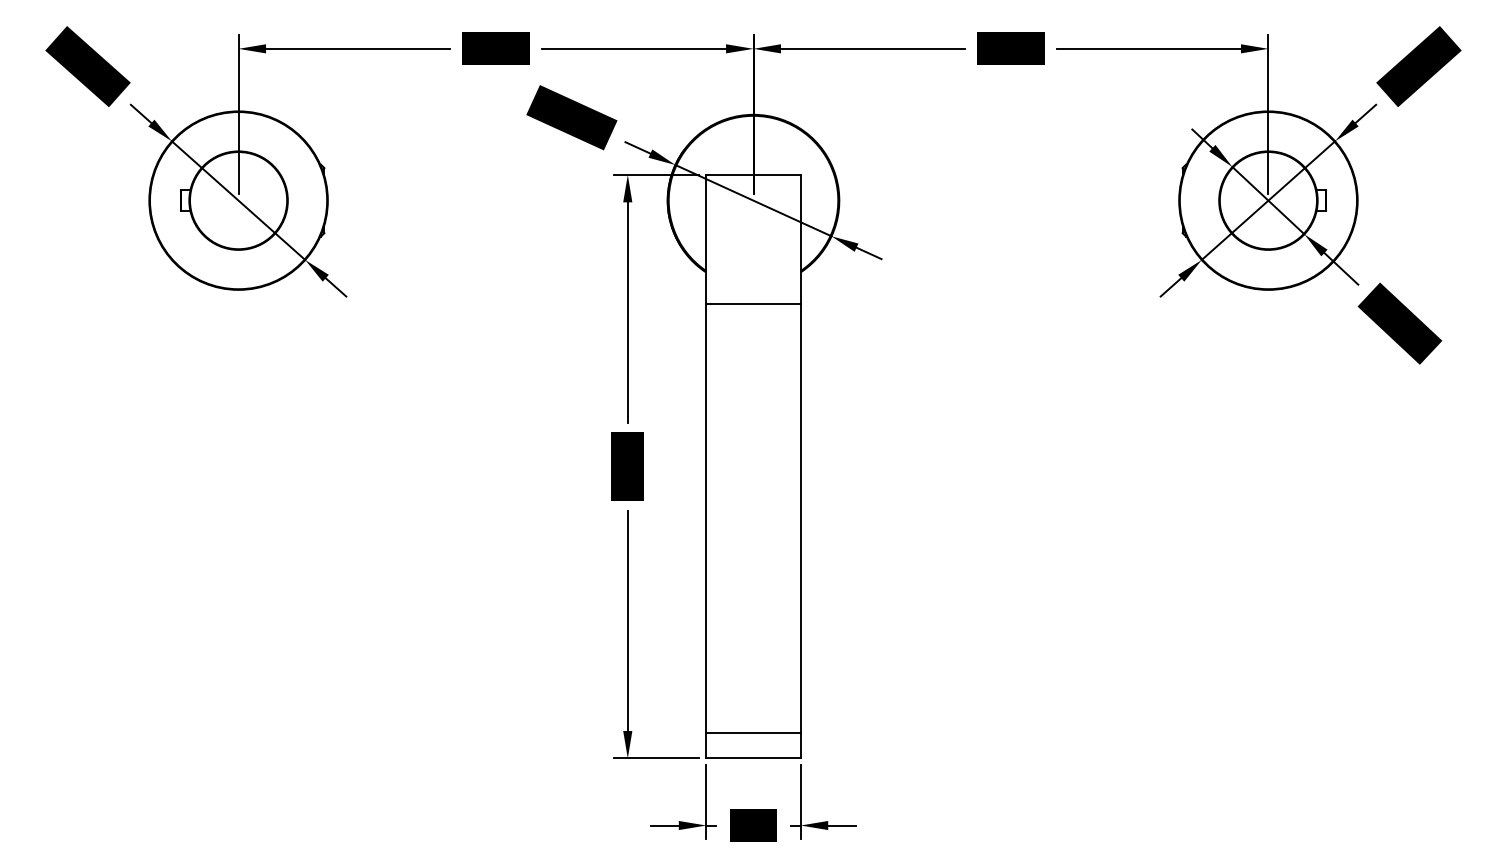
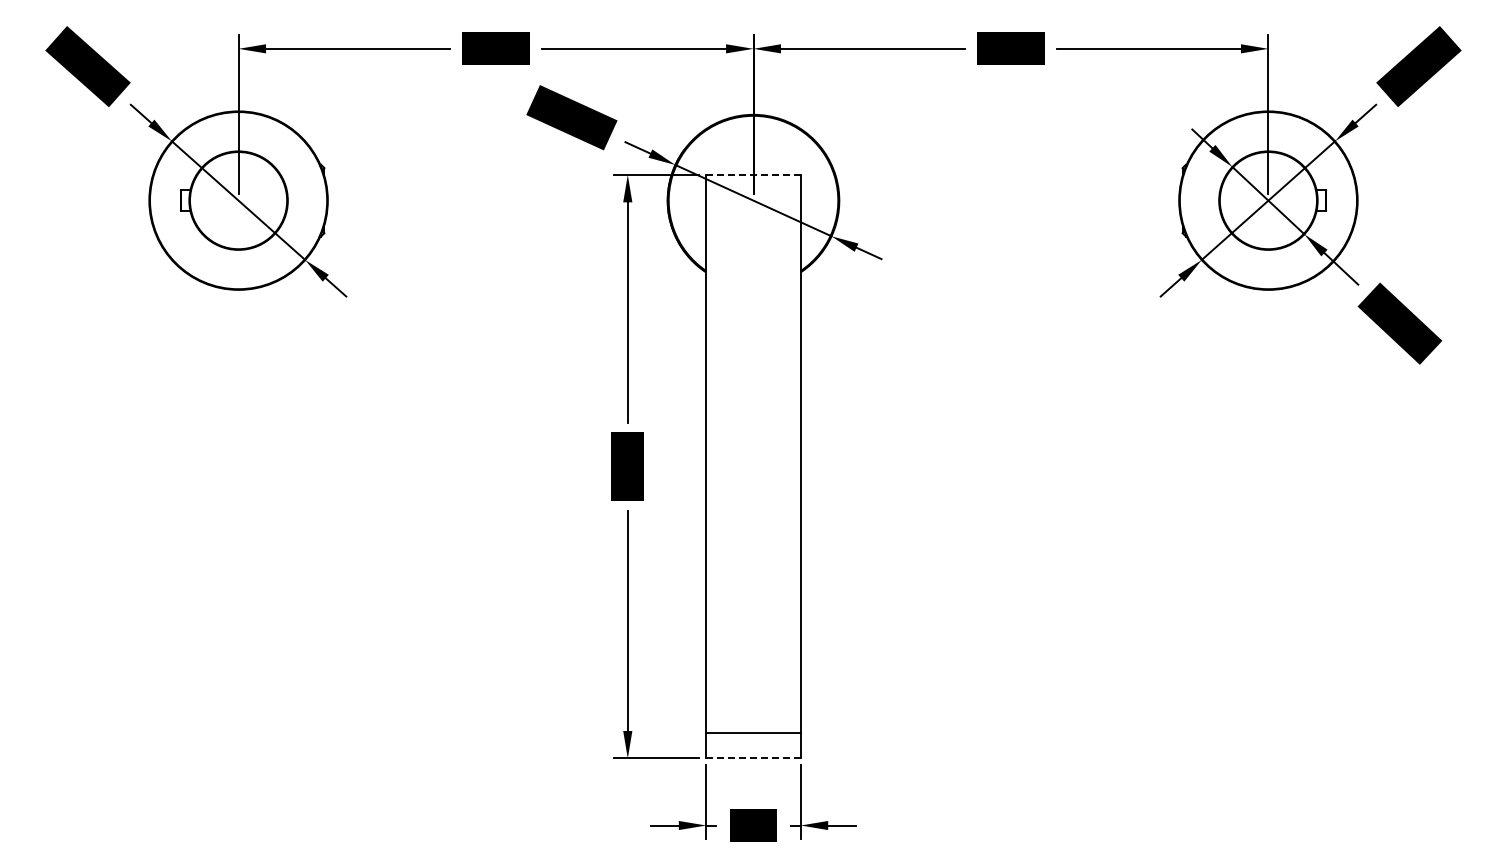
line: solid -> dashed (753, 174)
line: present -> none (753, 303)
line: solid -> dashed (753, 758)
